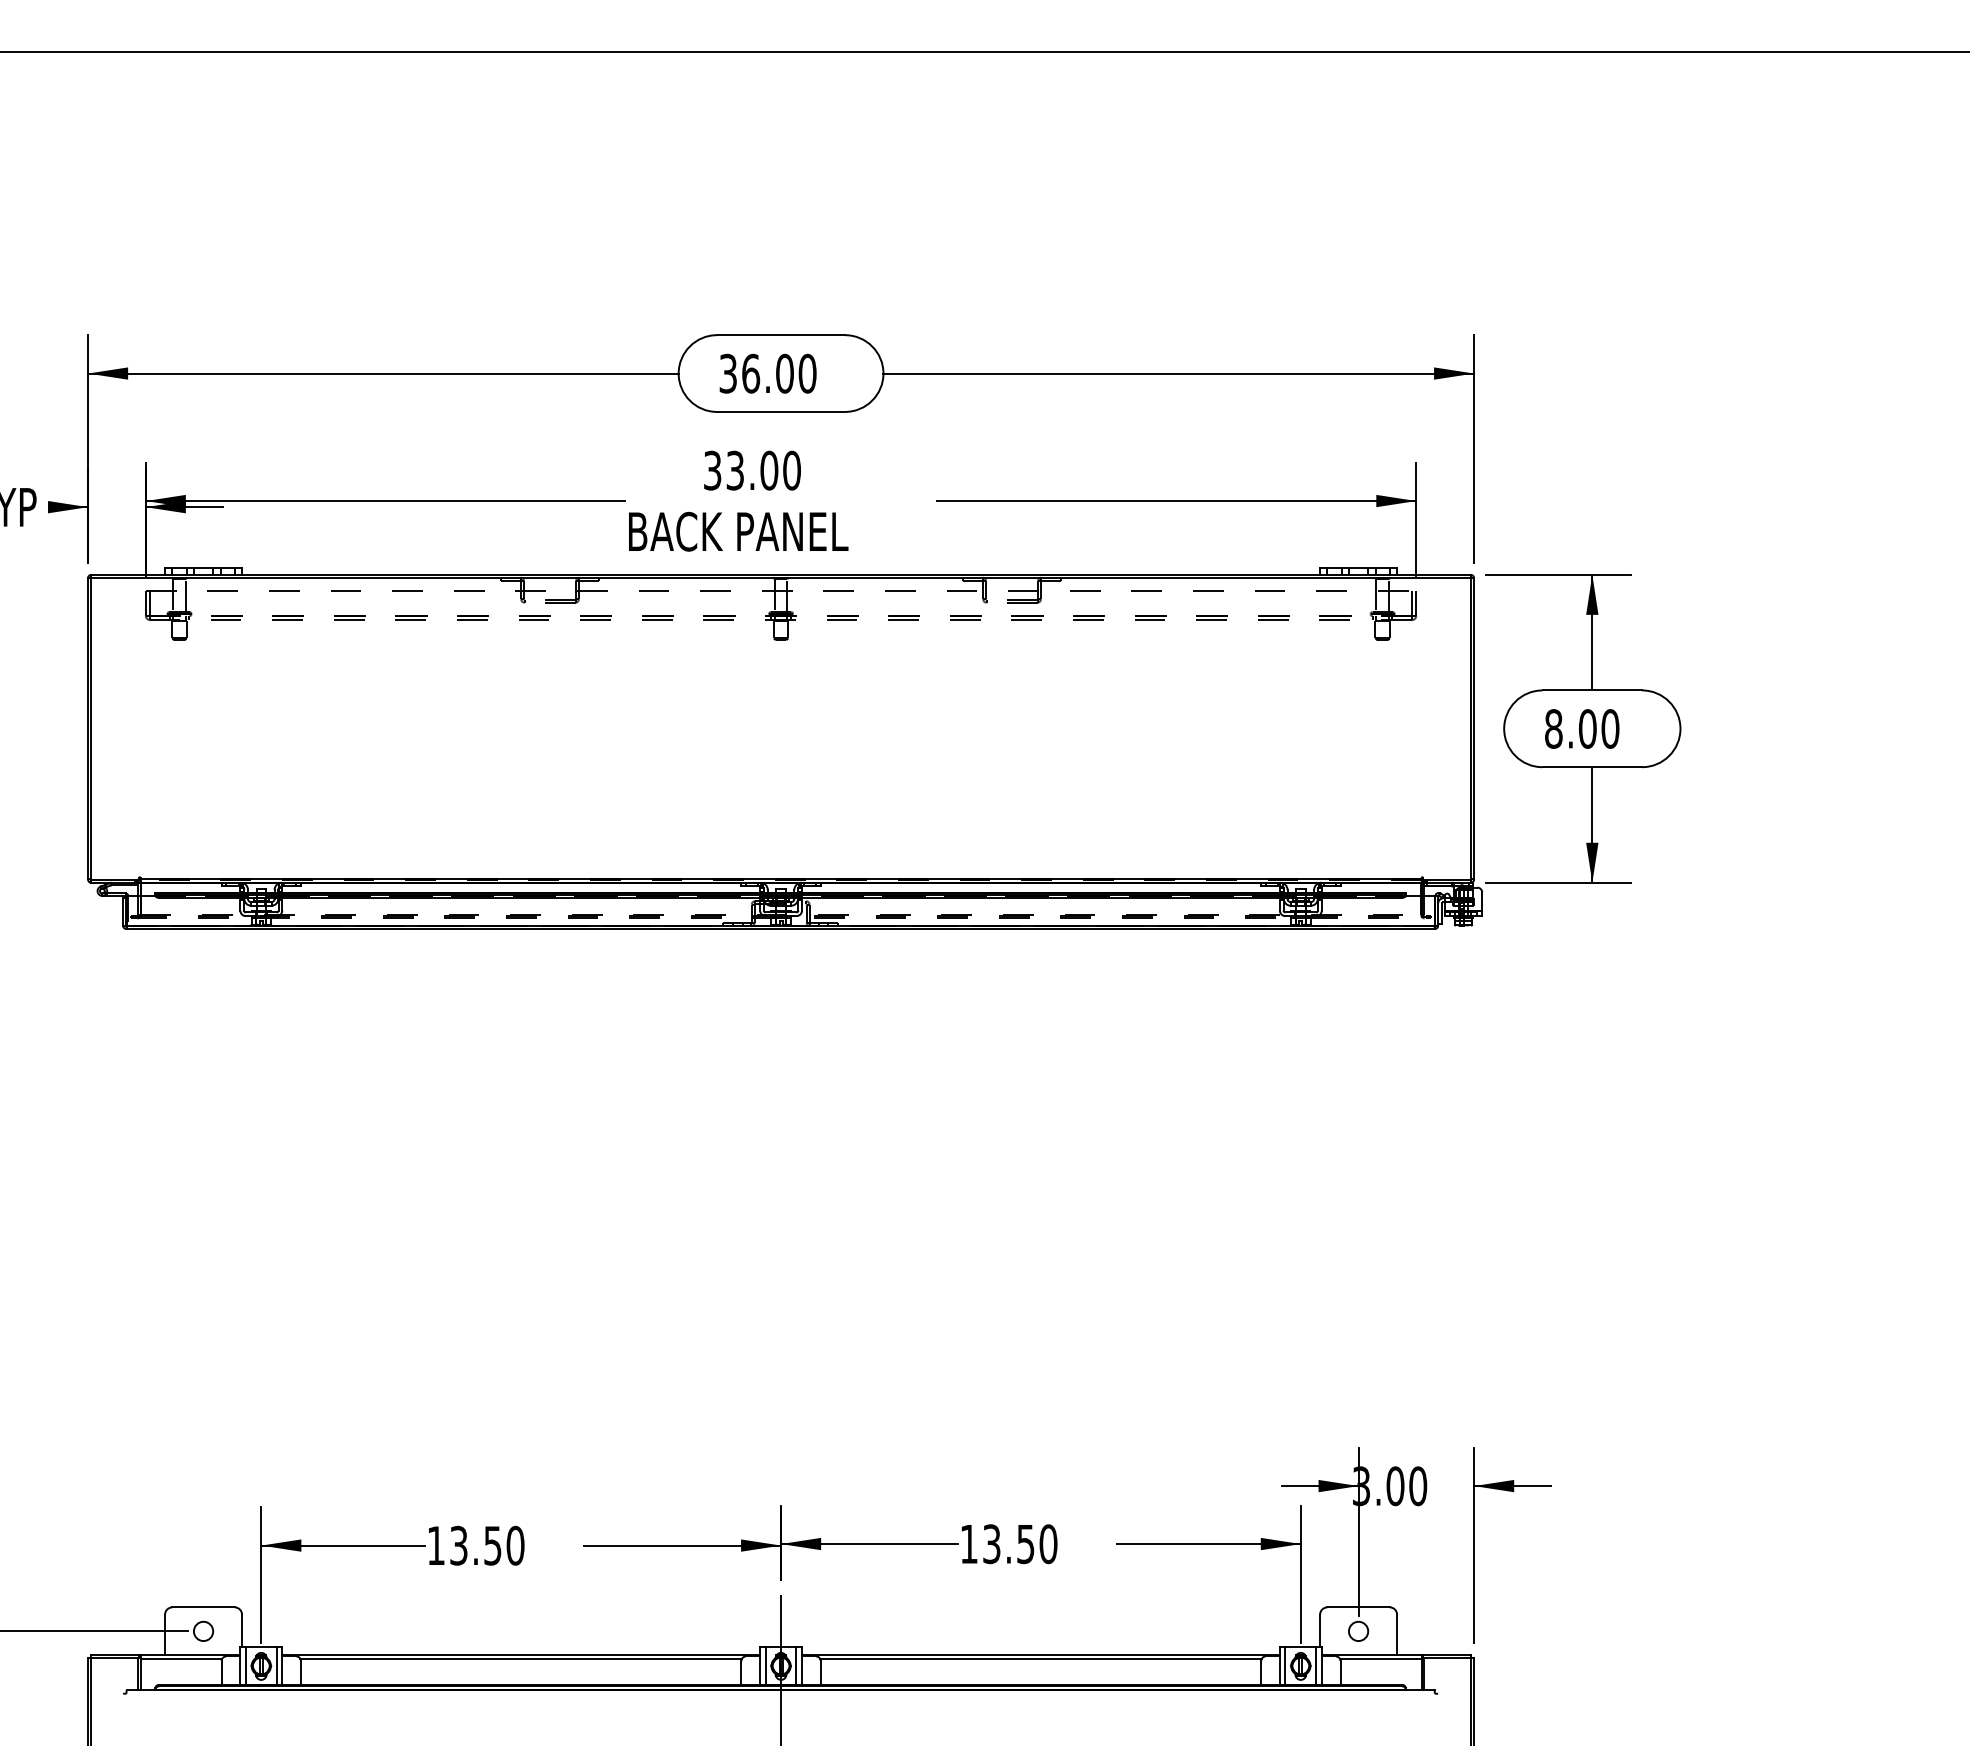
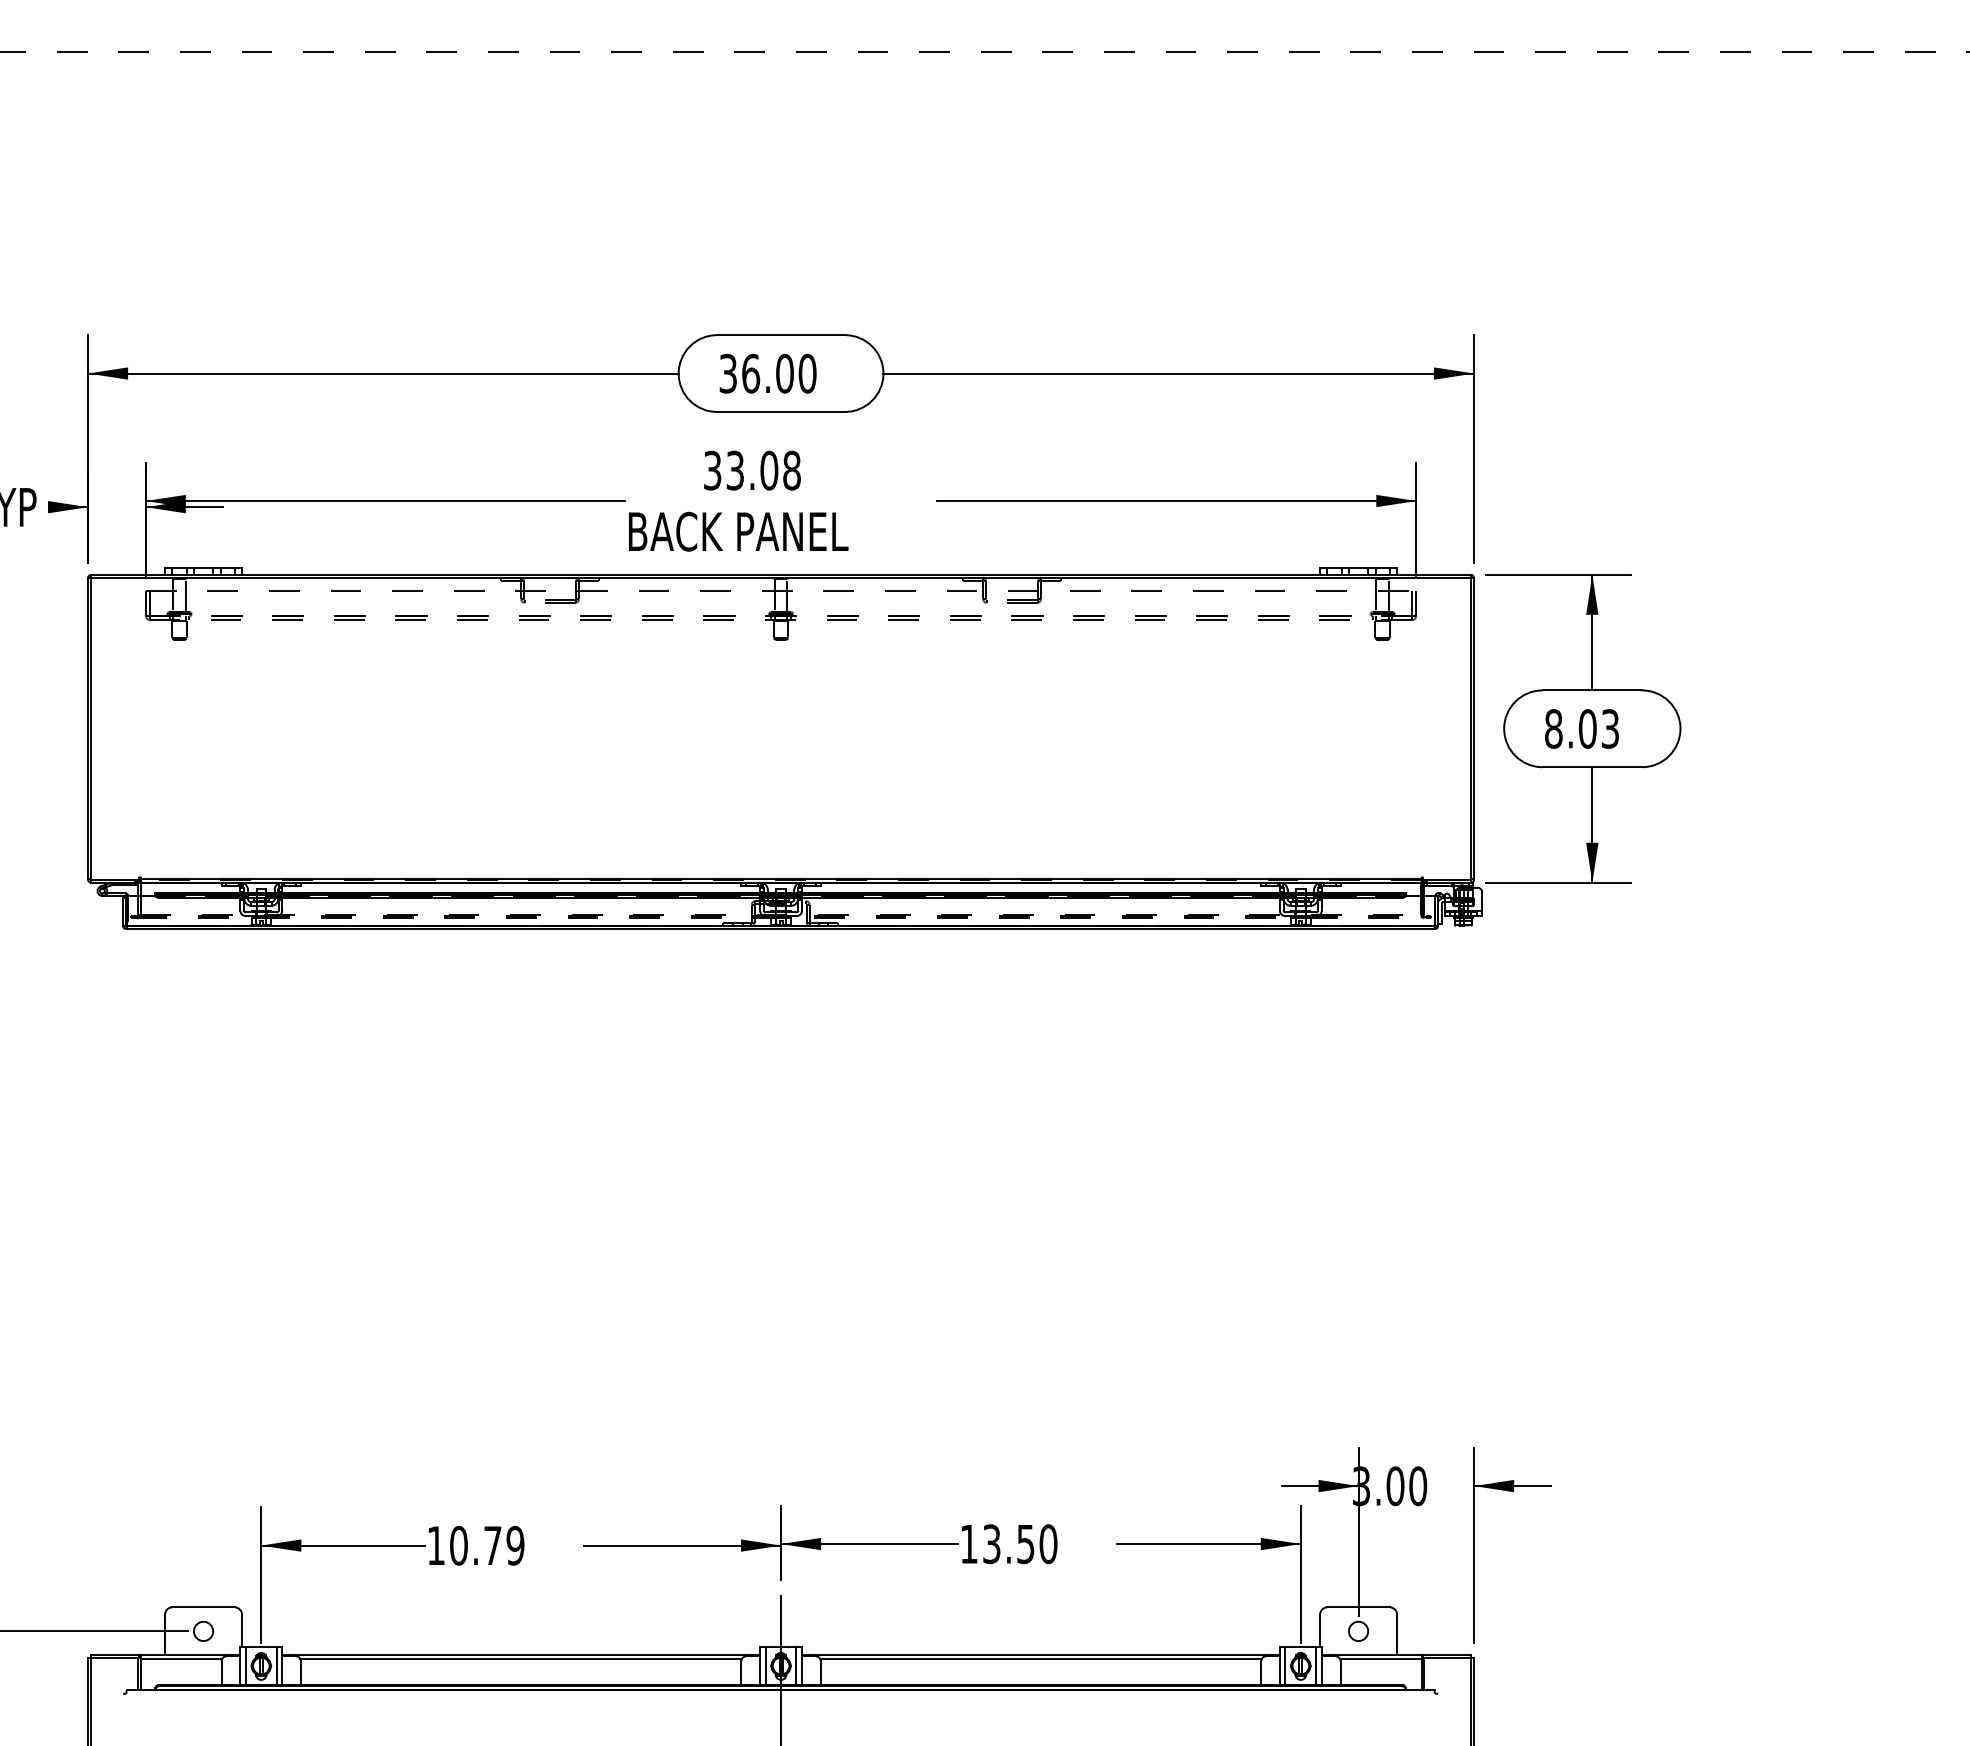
line: solid -> dashed (985, 52)
text: 33.00 -> 33.08 (791, 470)
text: 8.00 -> 8.03 (1610, 728)
text: 13.50 -> 10.79 (487, 1545)
